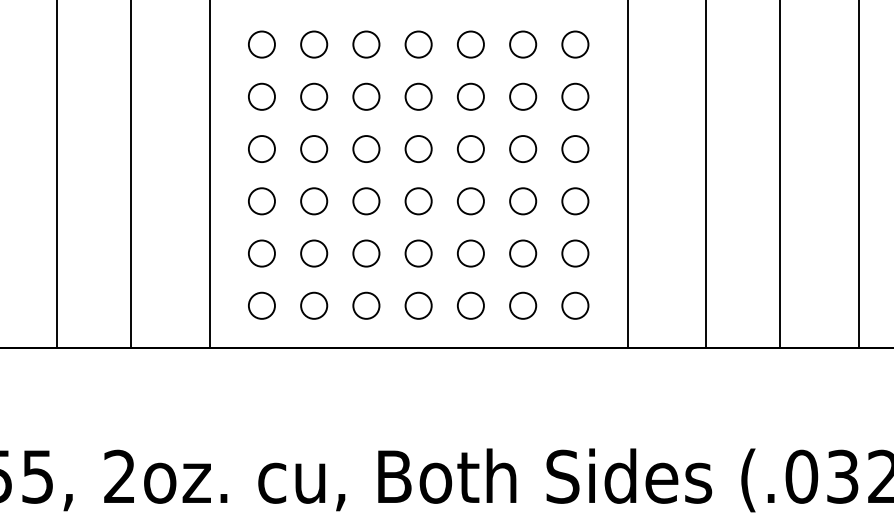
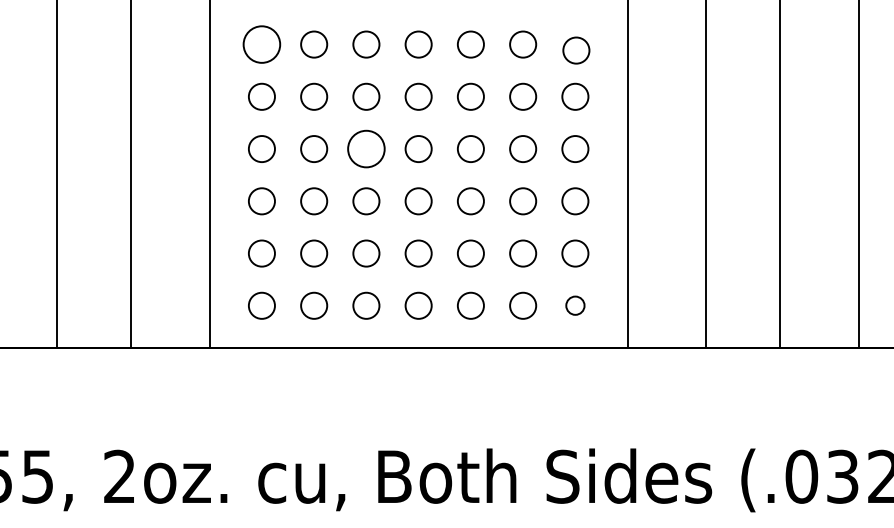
circle diameter: 26 px -> 37 px (261, 44)
circle position: (575, 44) -> (576, 50) (576, 50)
circle diameter: 26 px -> 37 px (366, 148)
circle size: 29x29 px -> 21x21 px (575, 305)
